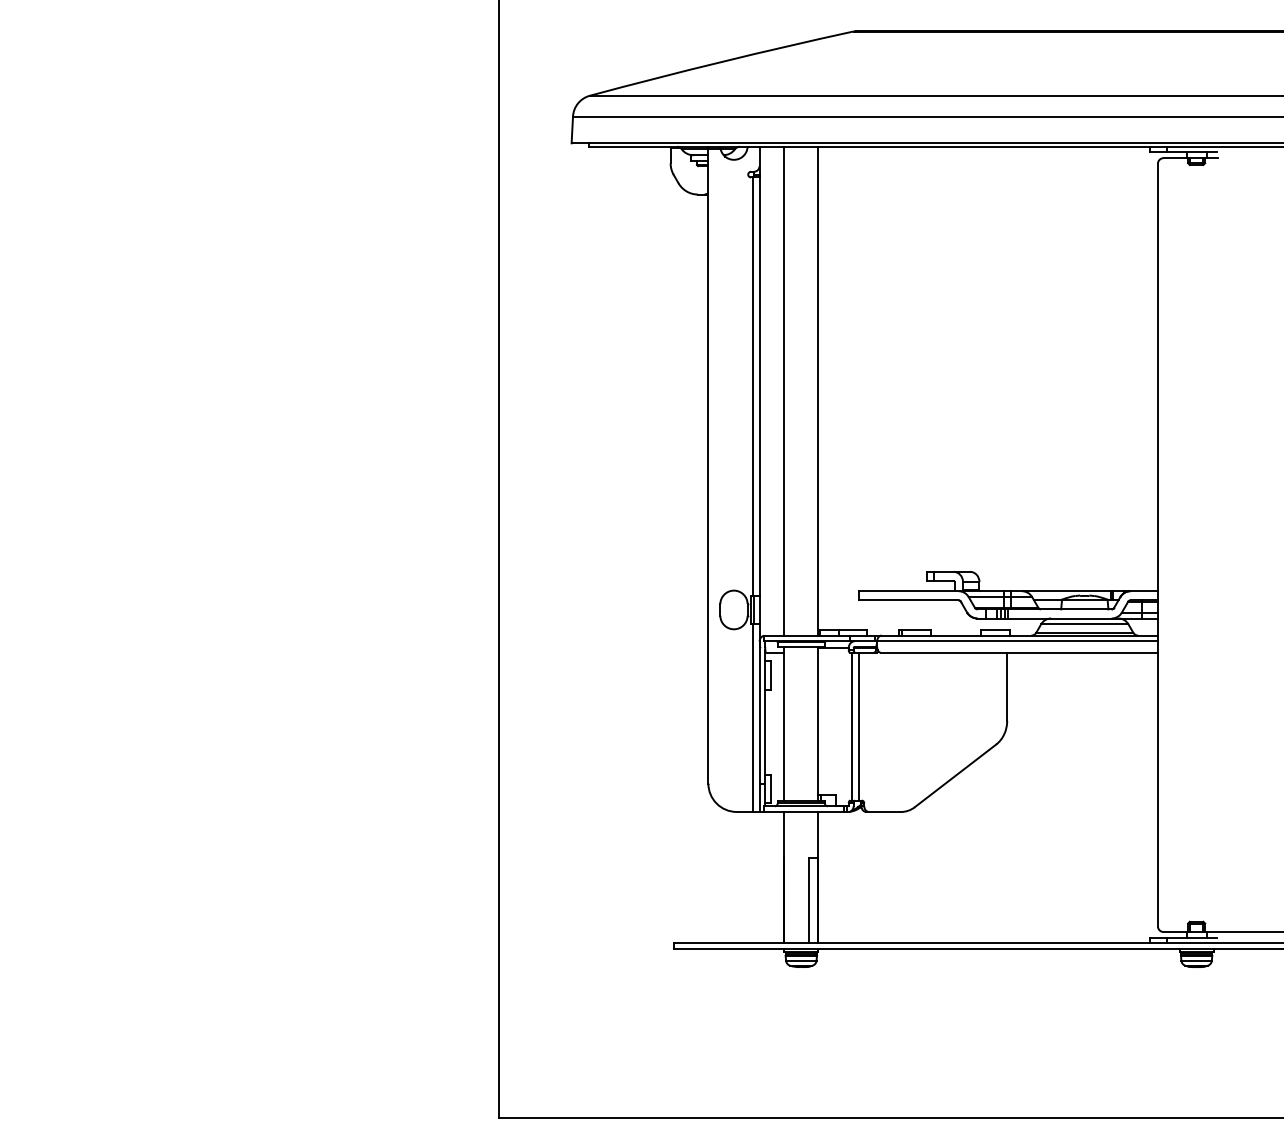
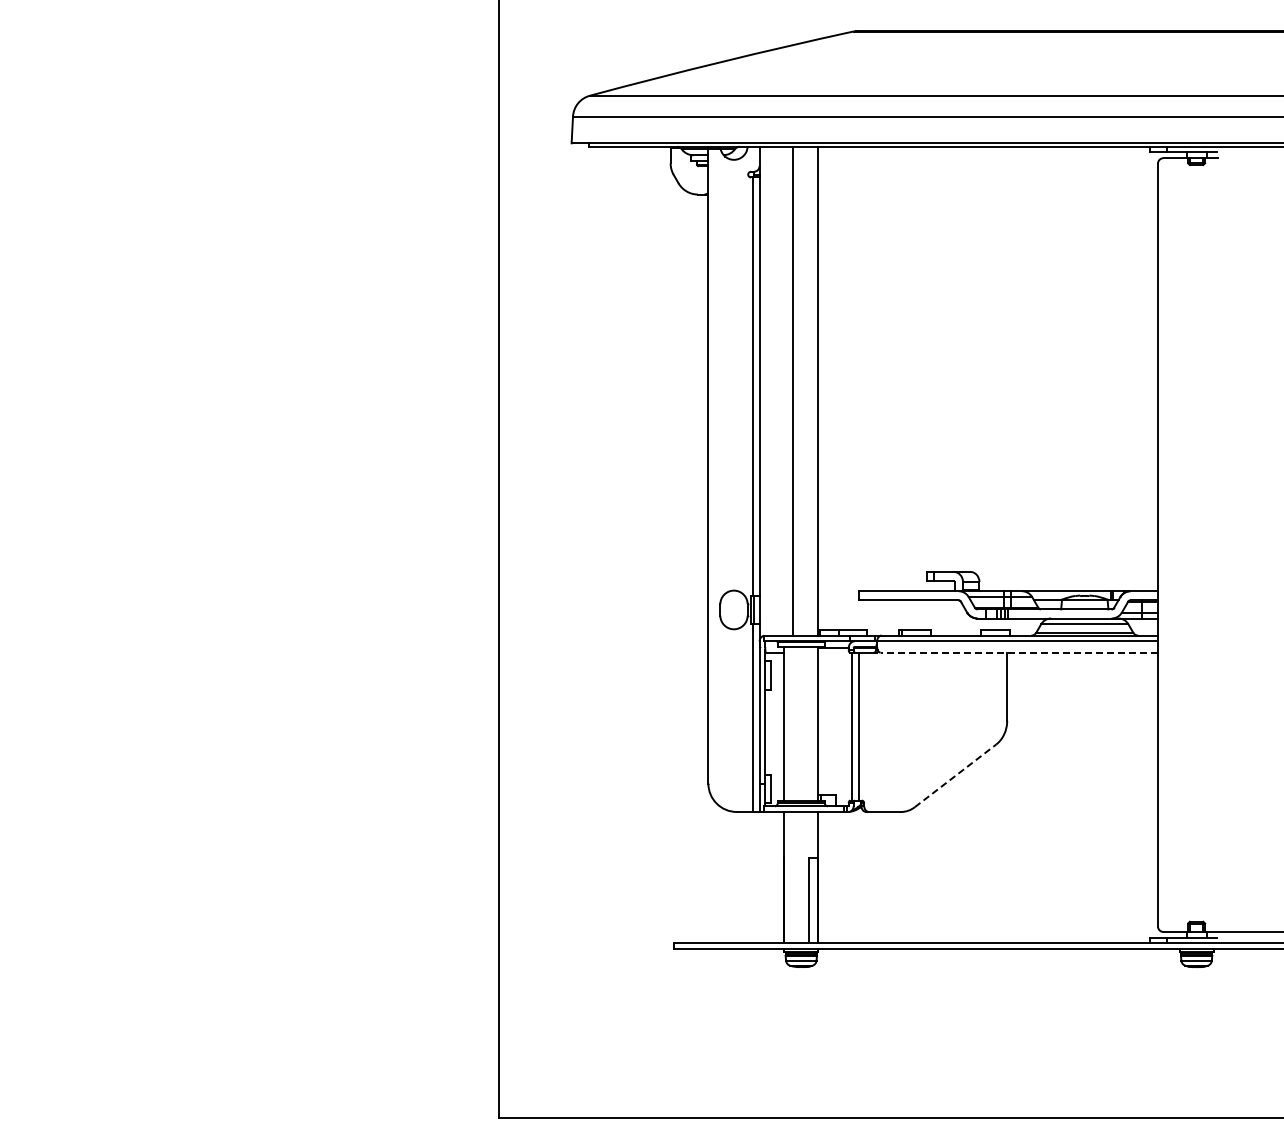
line position: (784, 390) -> (793, 390) (793, 390)
line: solid -> dashed (1019, 652)
line: solid -> dashed (955, 775)
